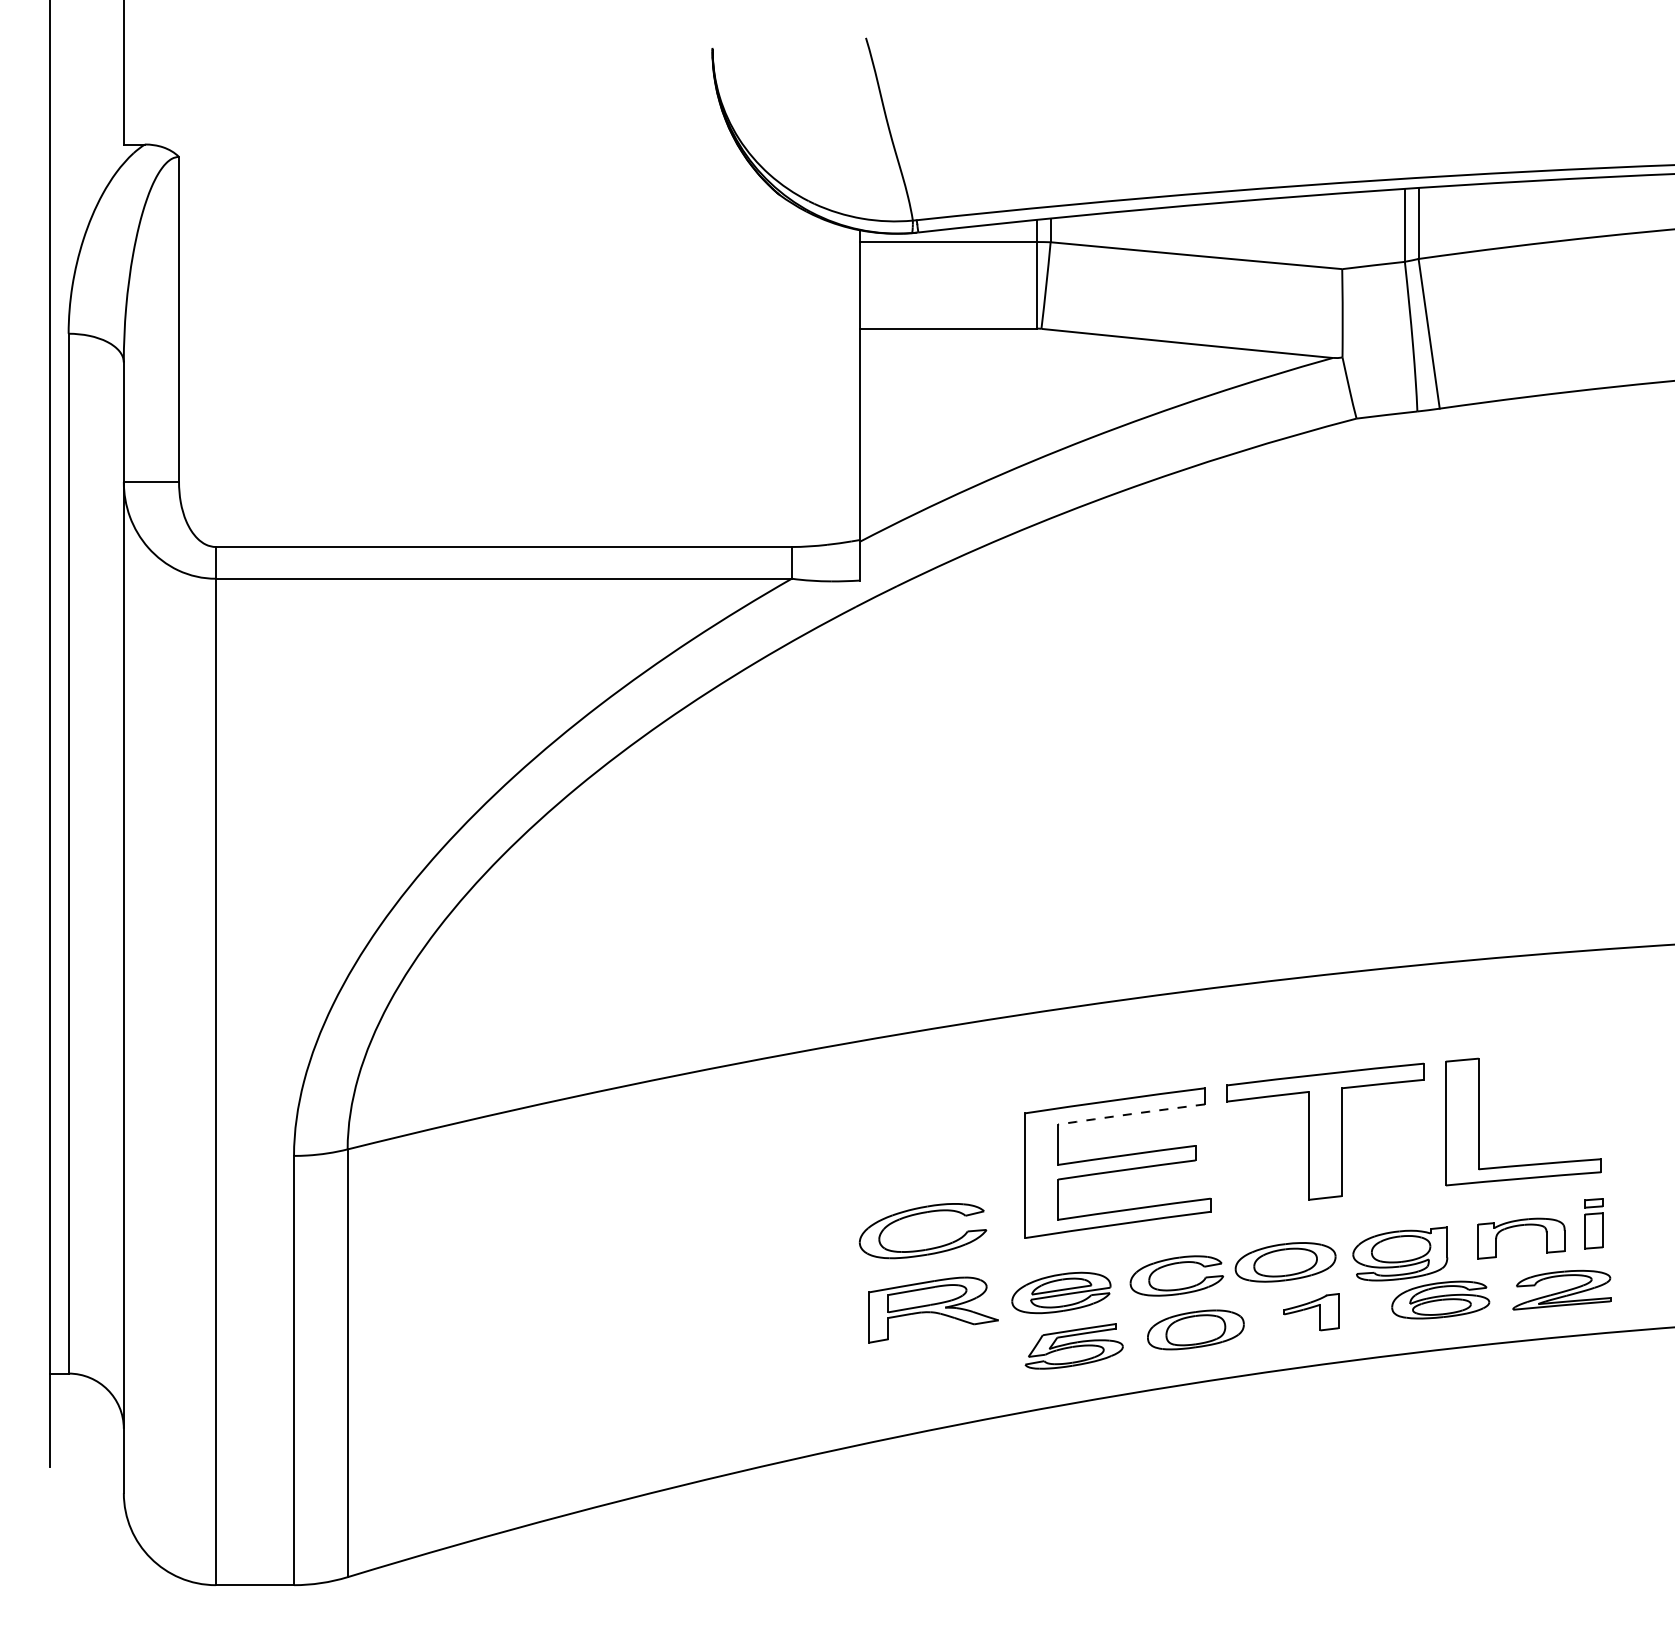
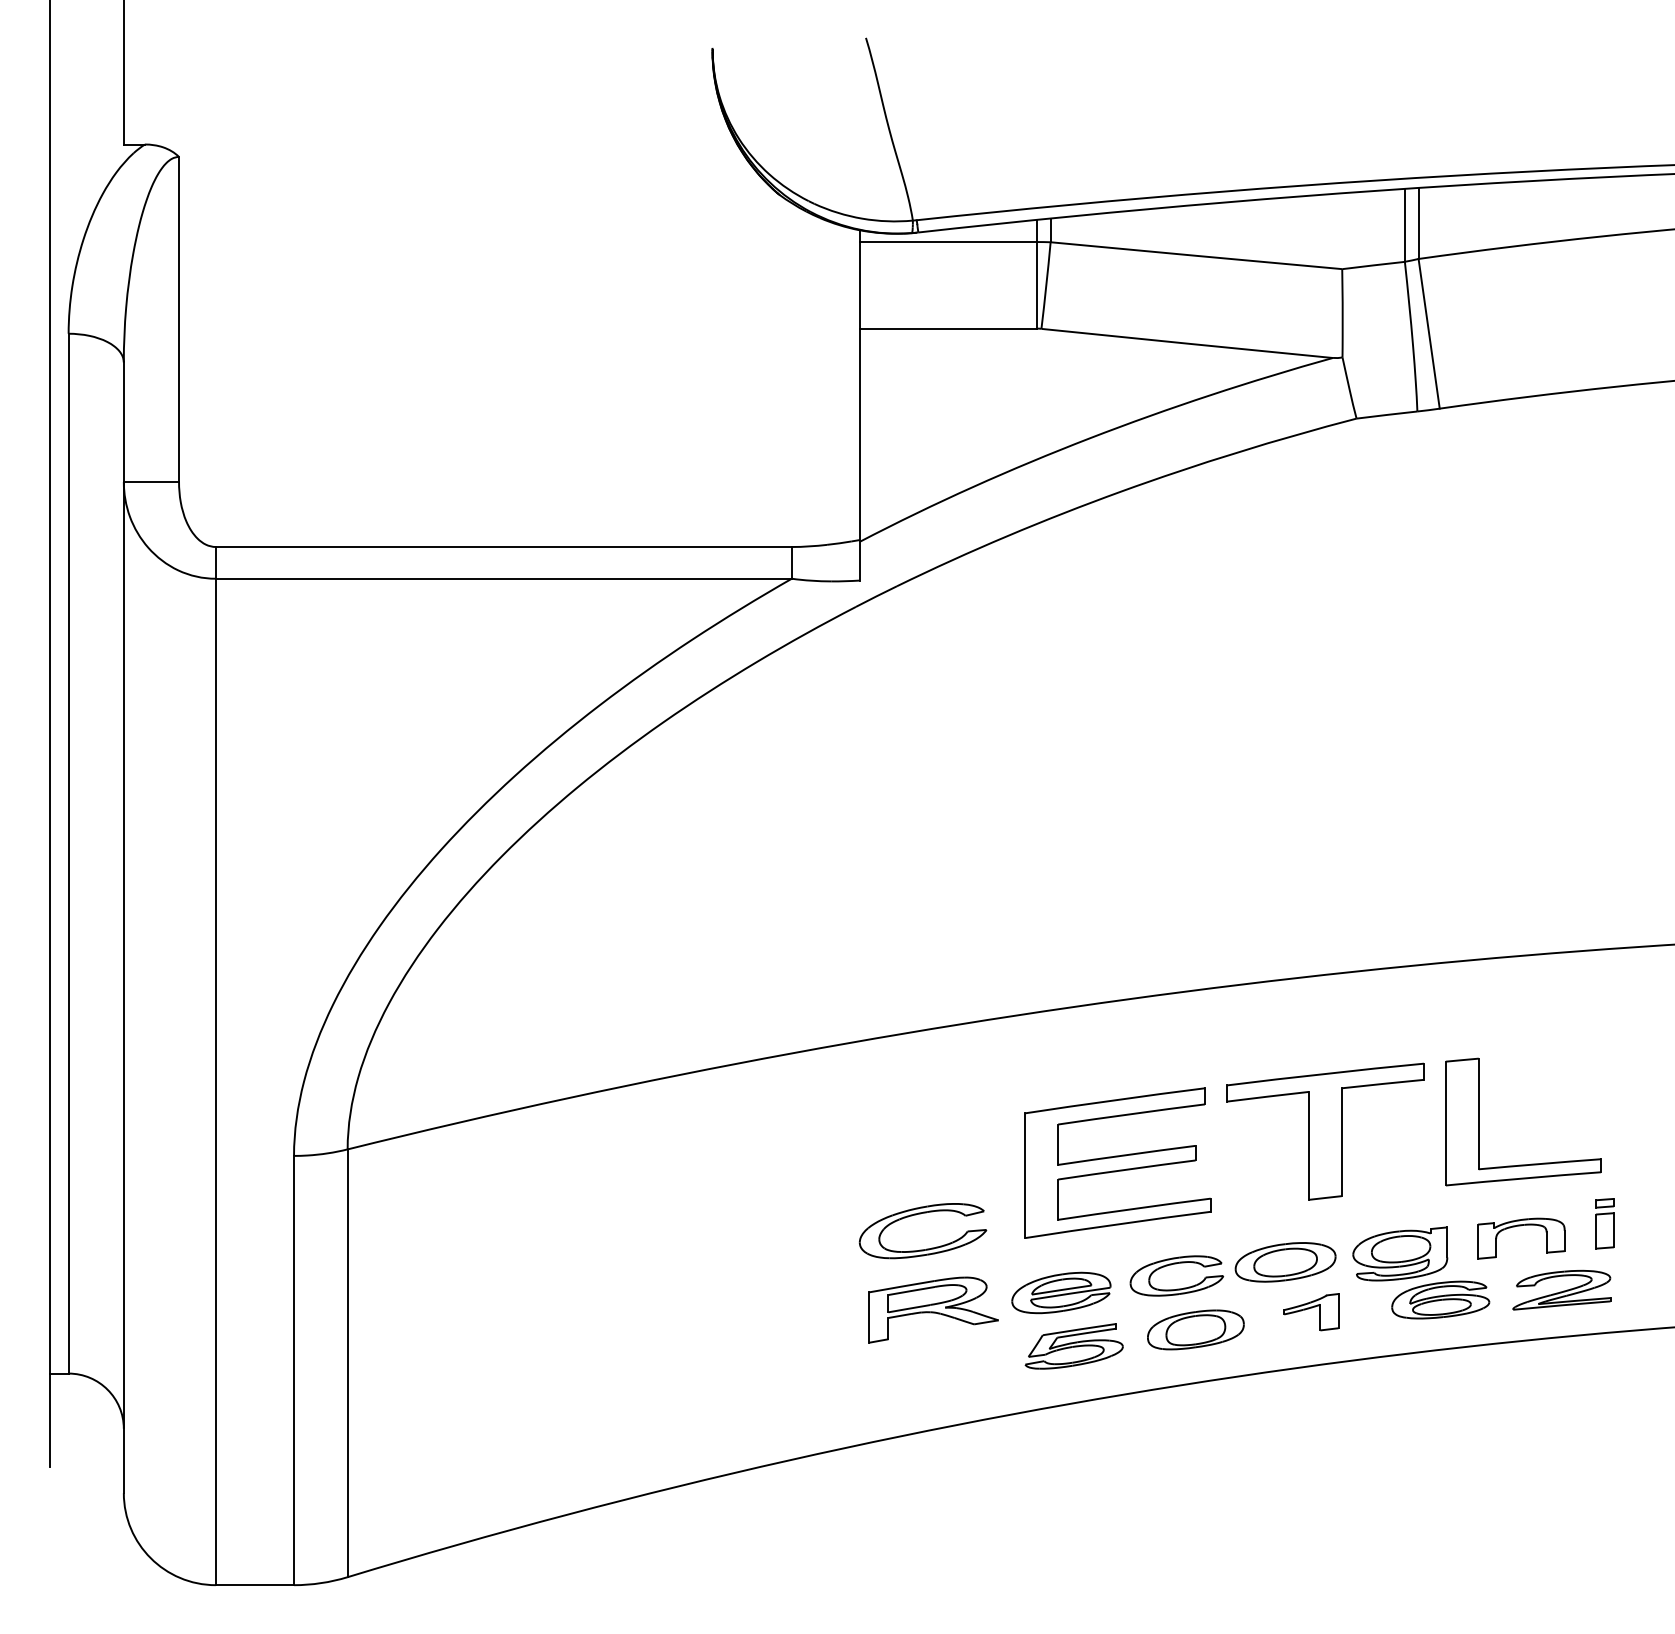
arc: dashed -> solid (1131, 1114)
part position: (1593, 1223) -> (1604, 1223) (1604, 1223)
